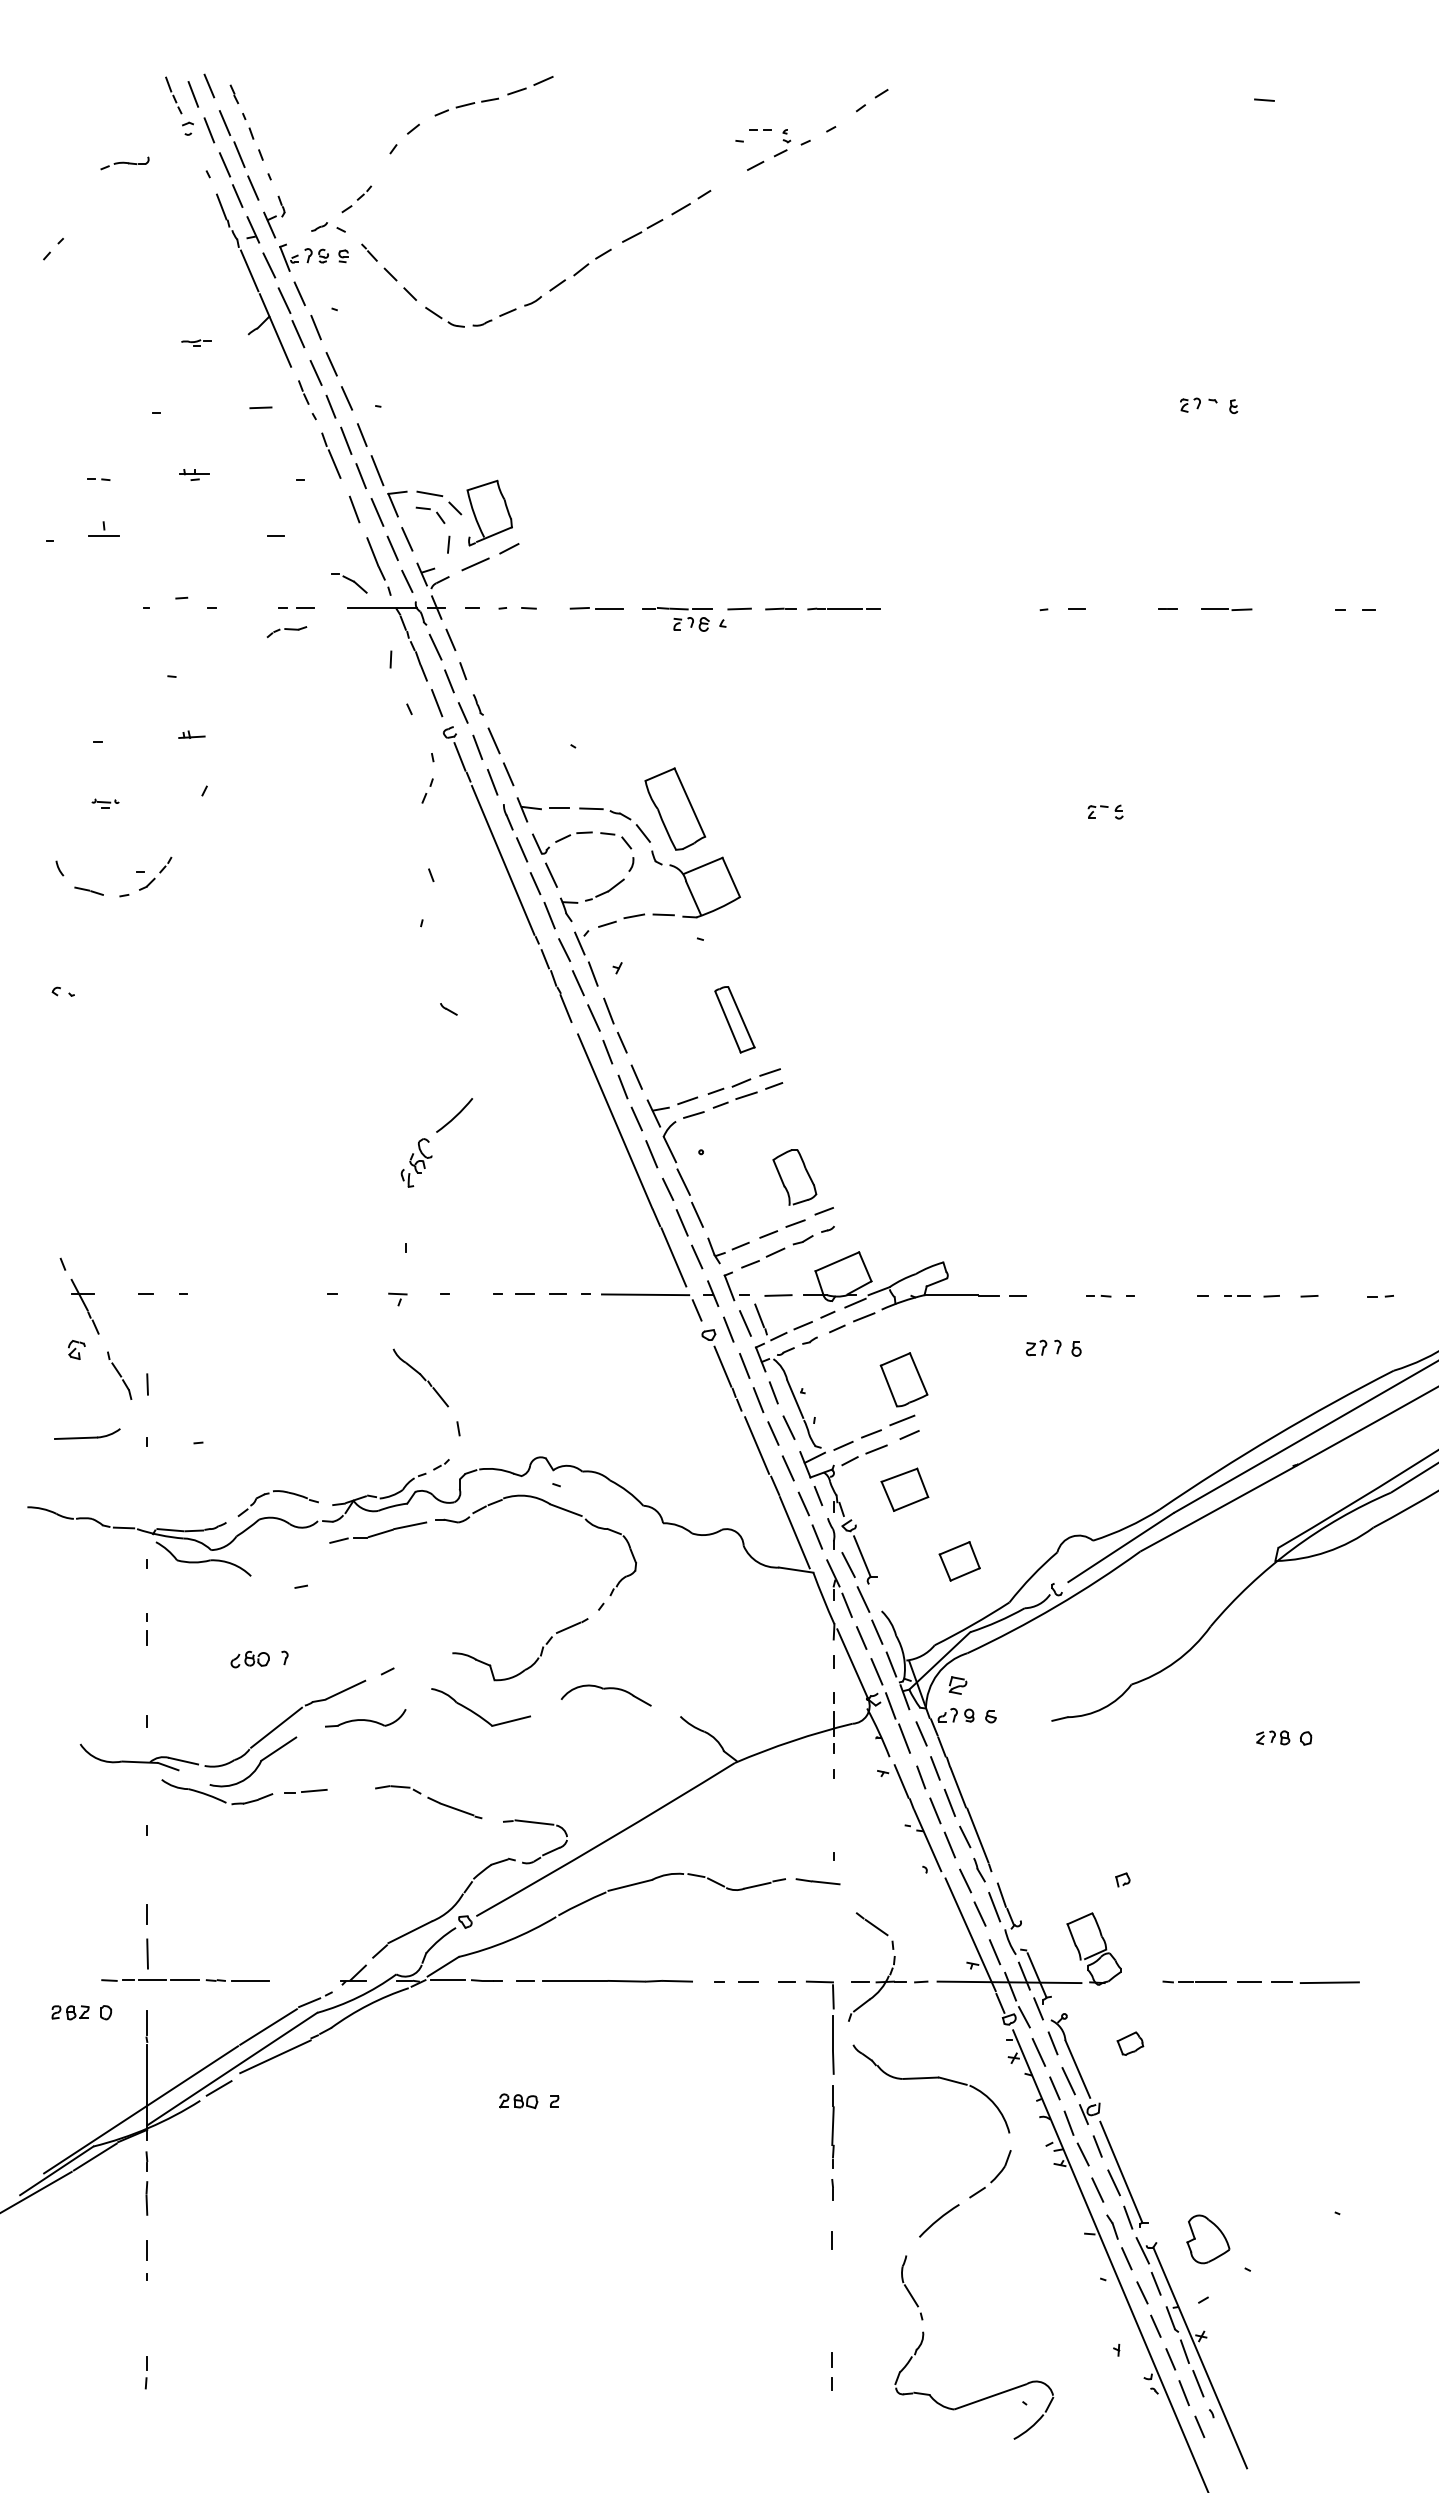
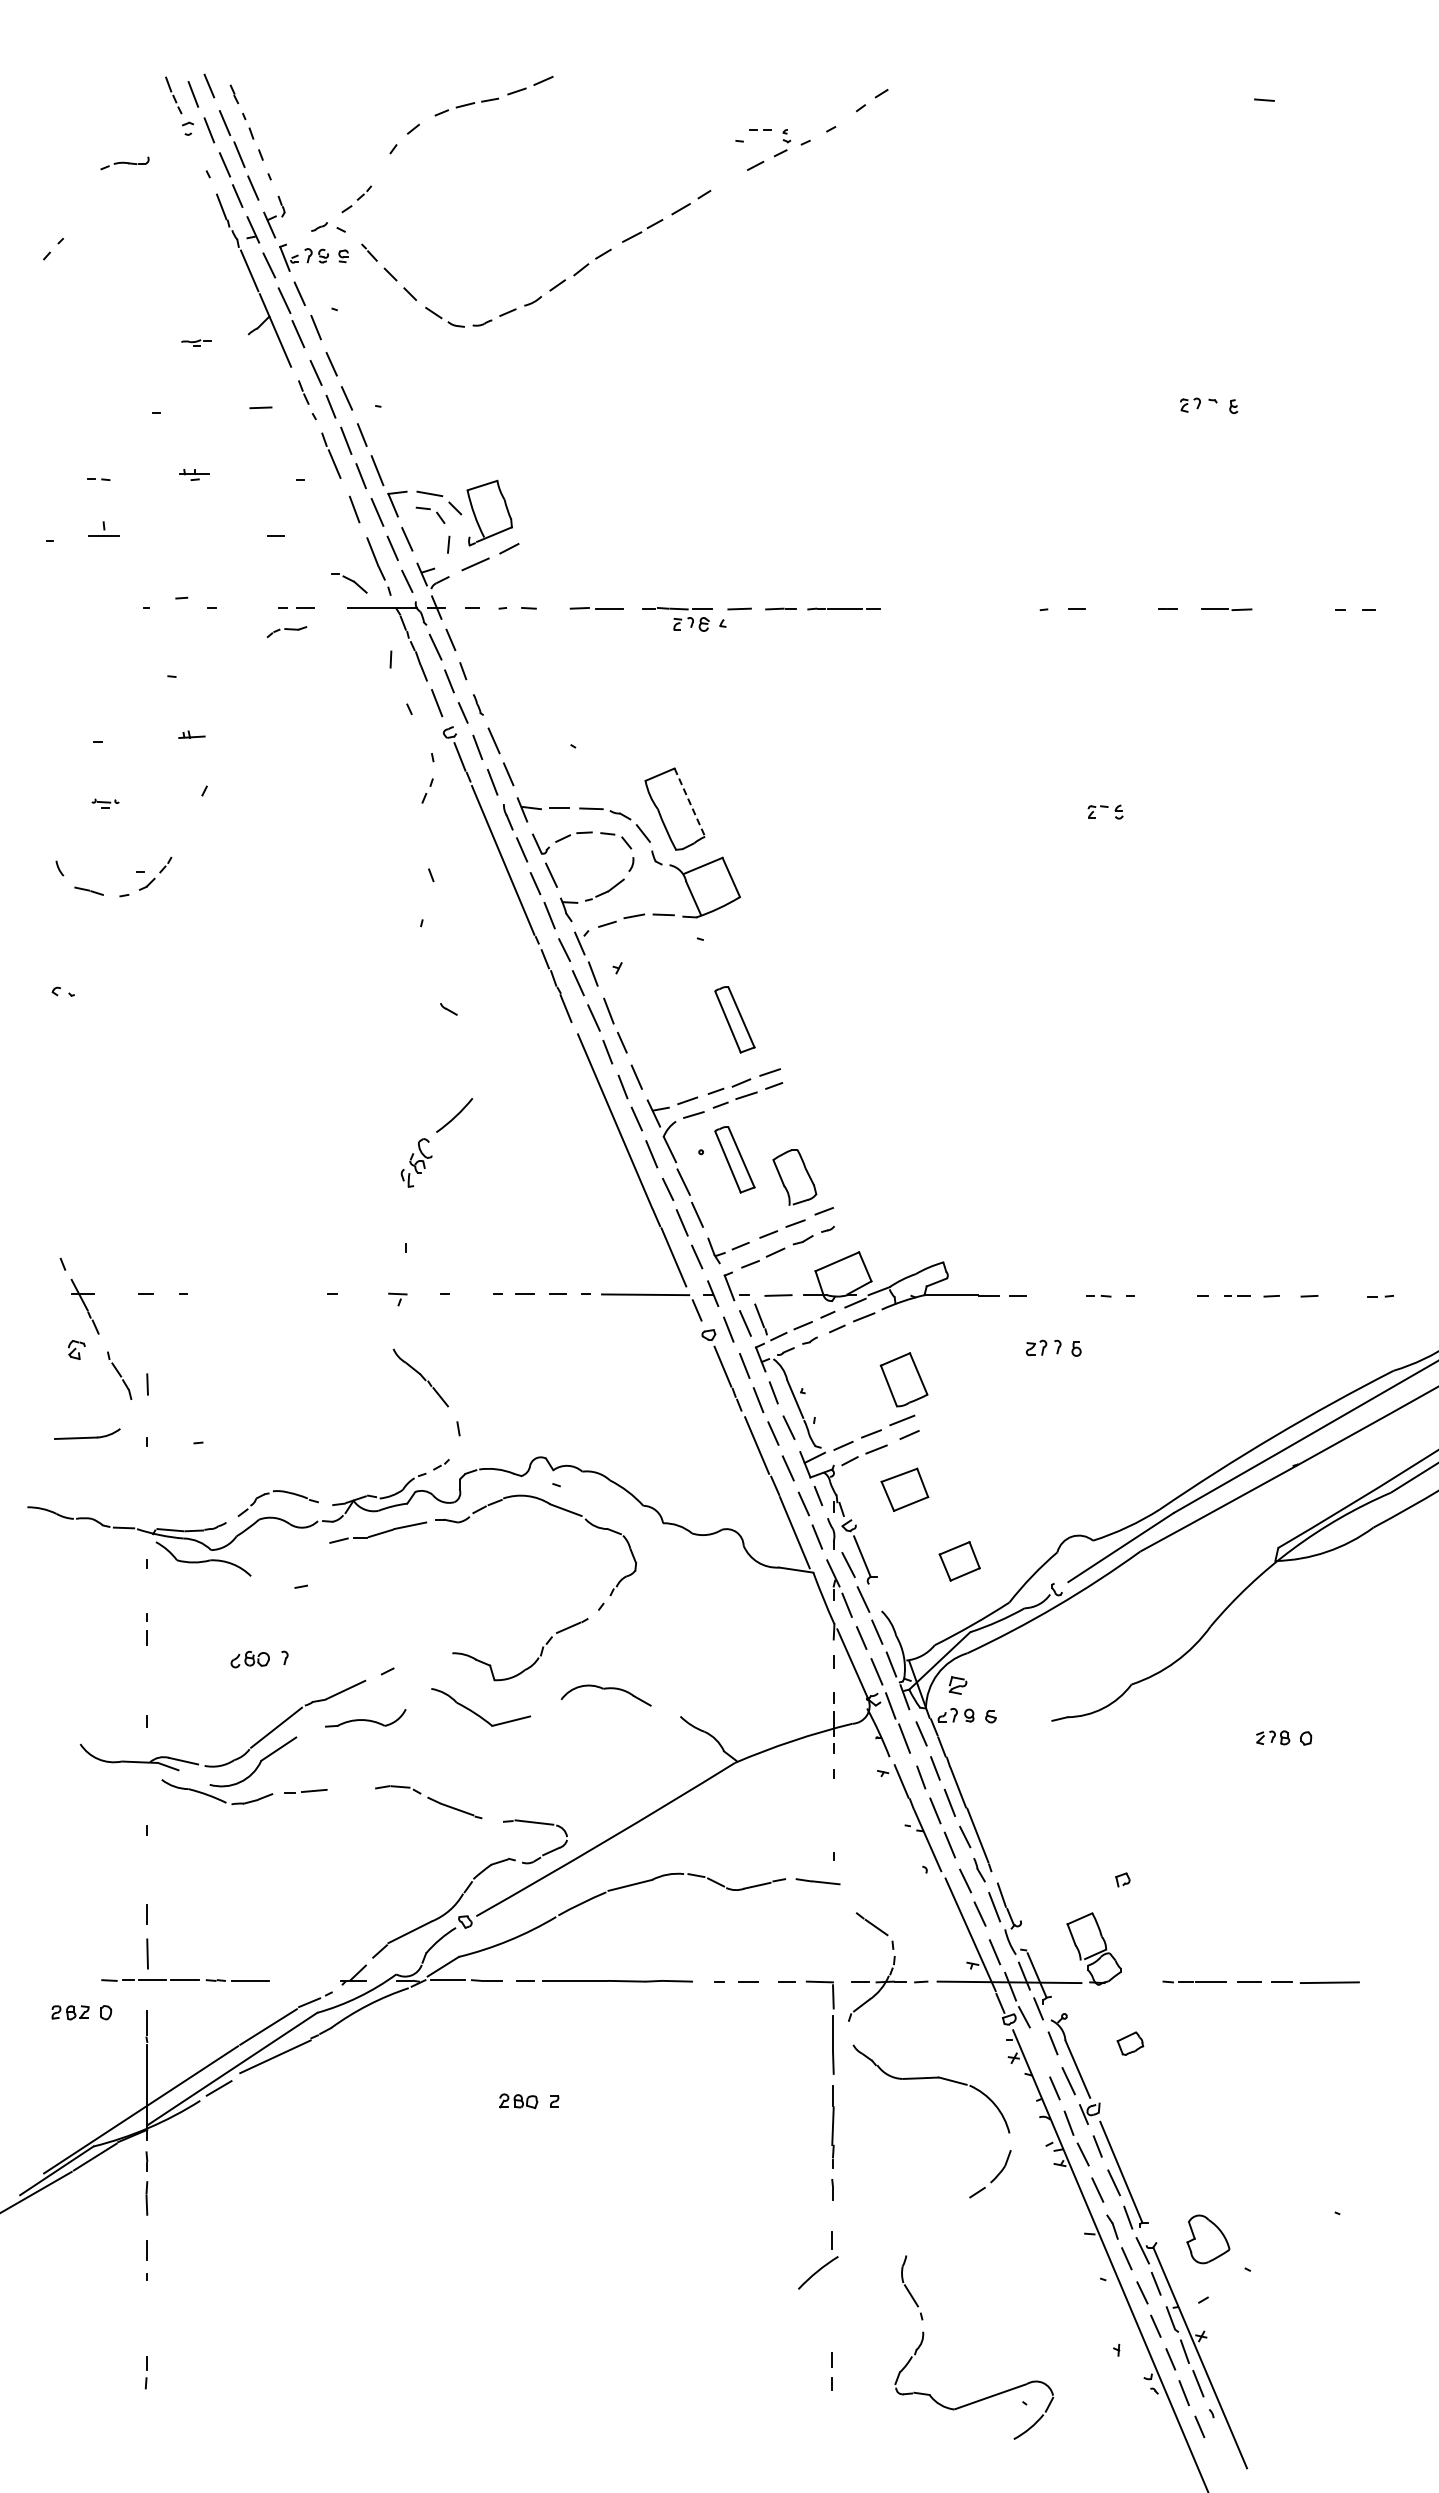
line: solid -> dashed (690, 803)
part: none -> present (734, 1159)
line: present -> none (1038, 2052)
arc position: (939, 2219) -> (818, 2271) (818, 2271)
